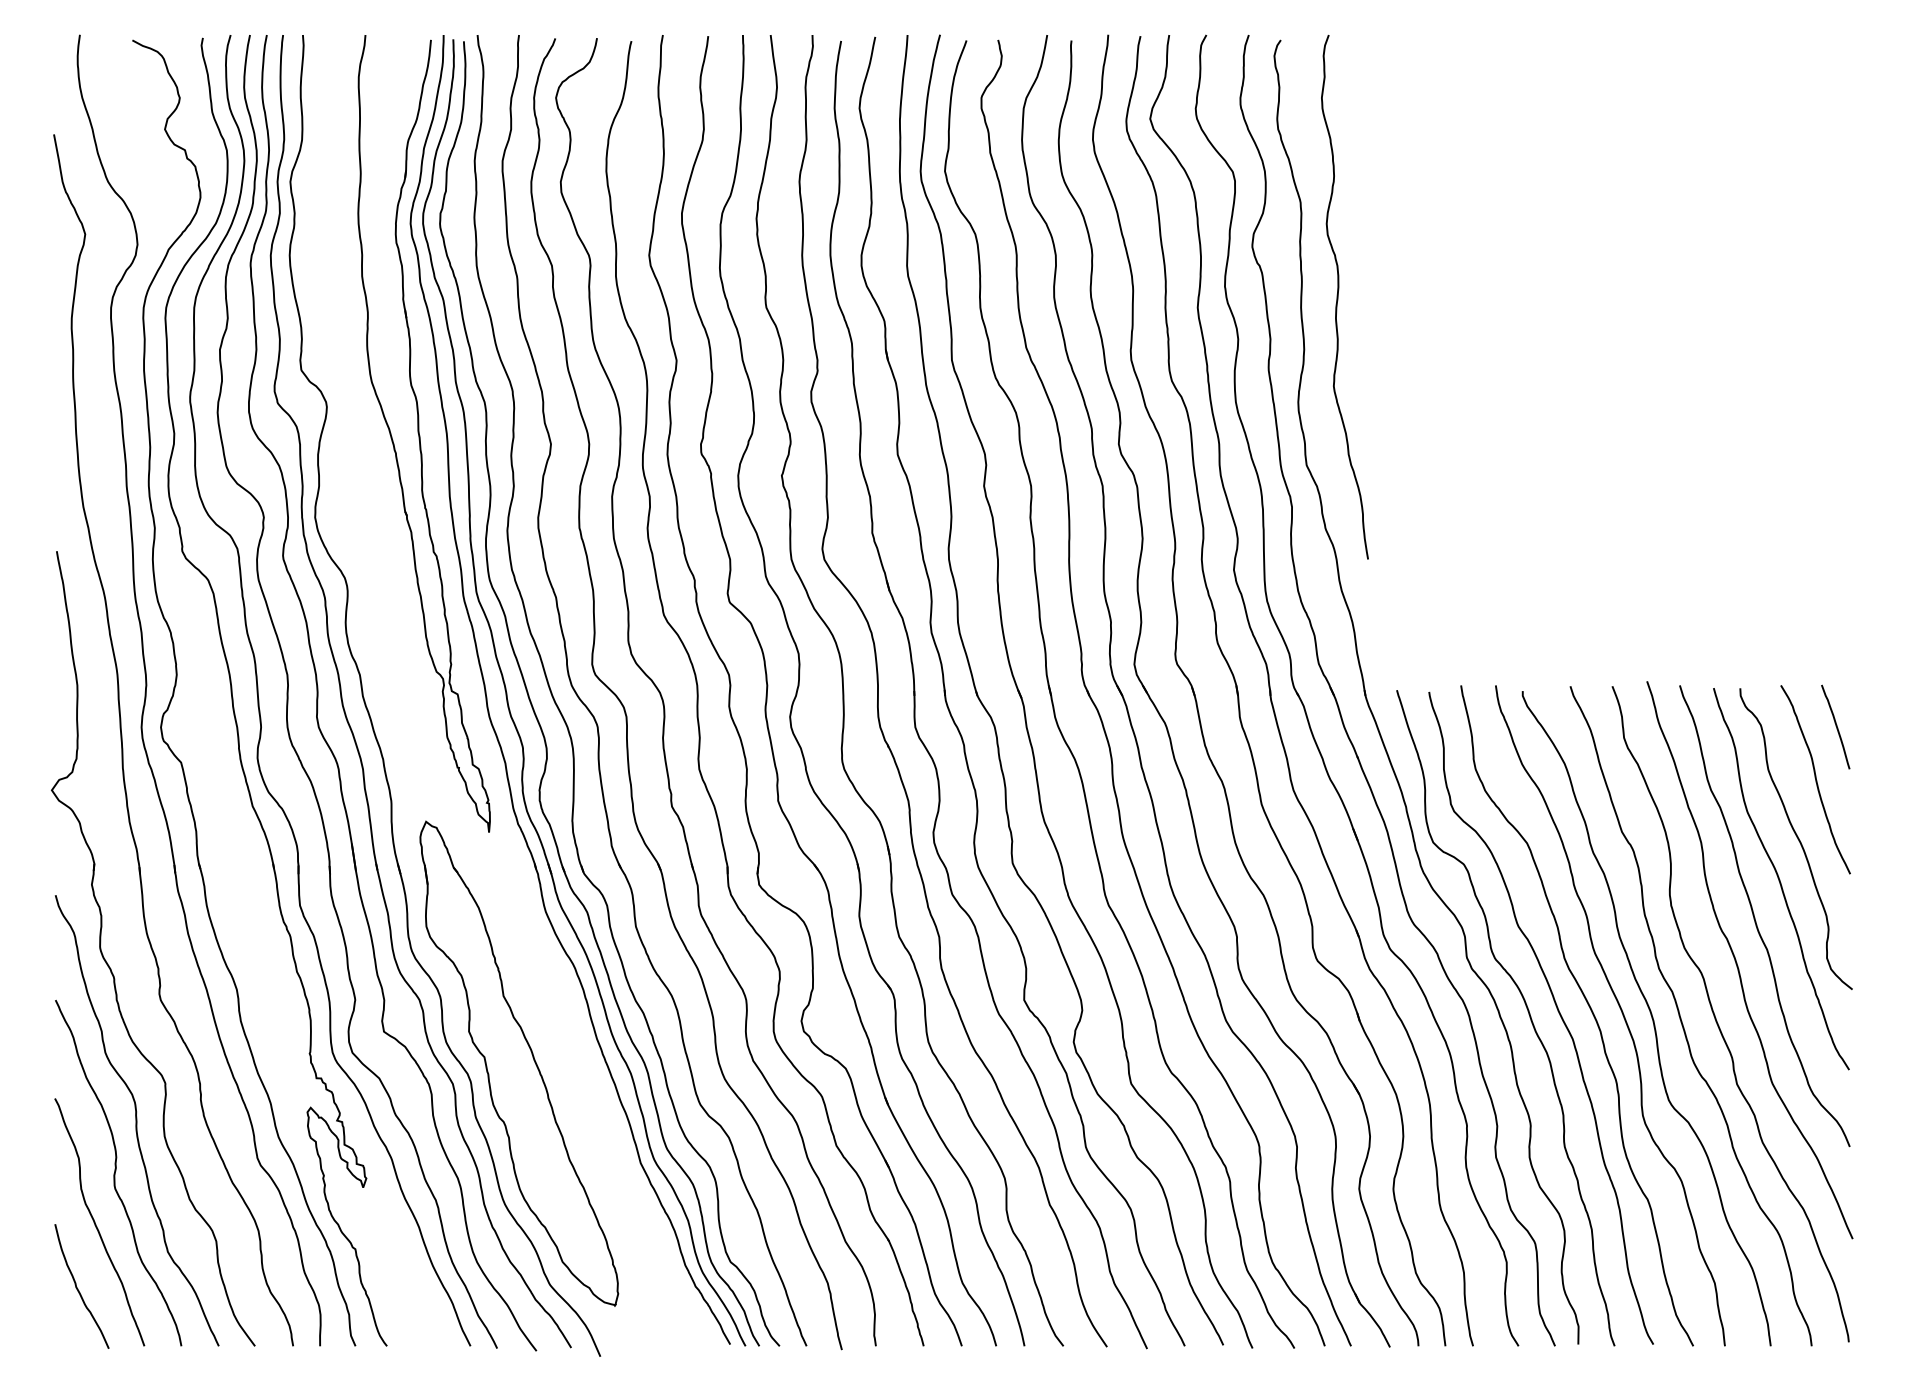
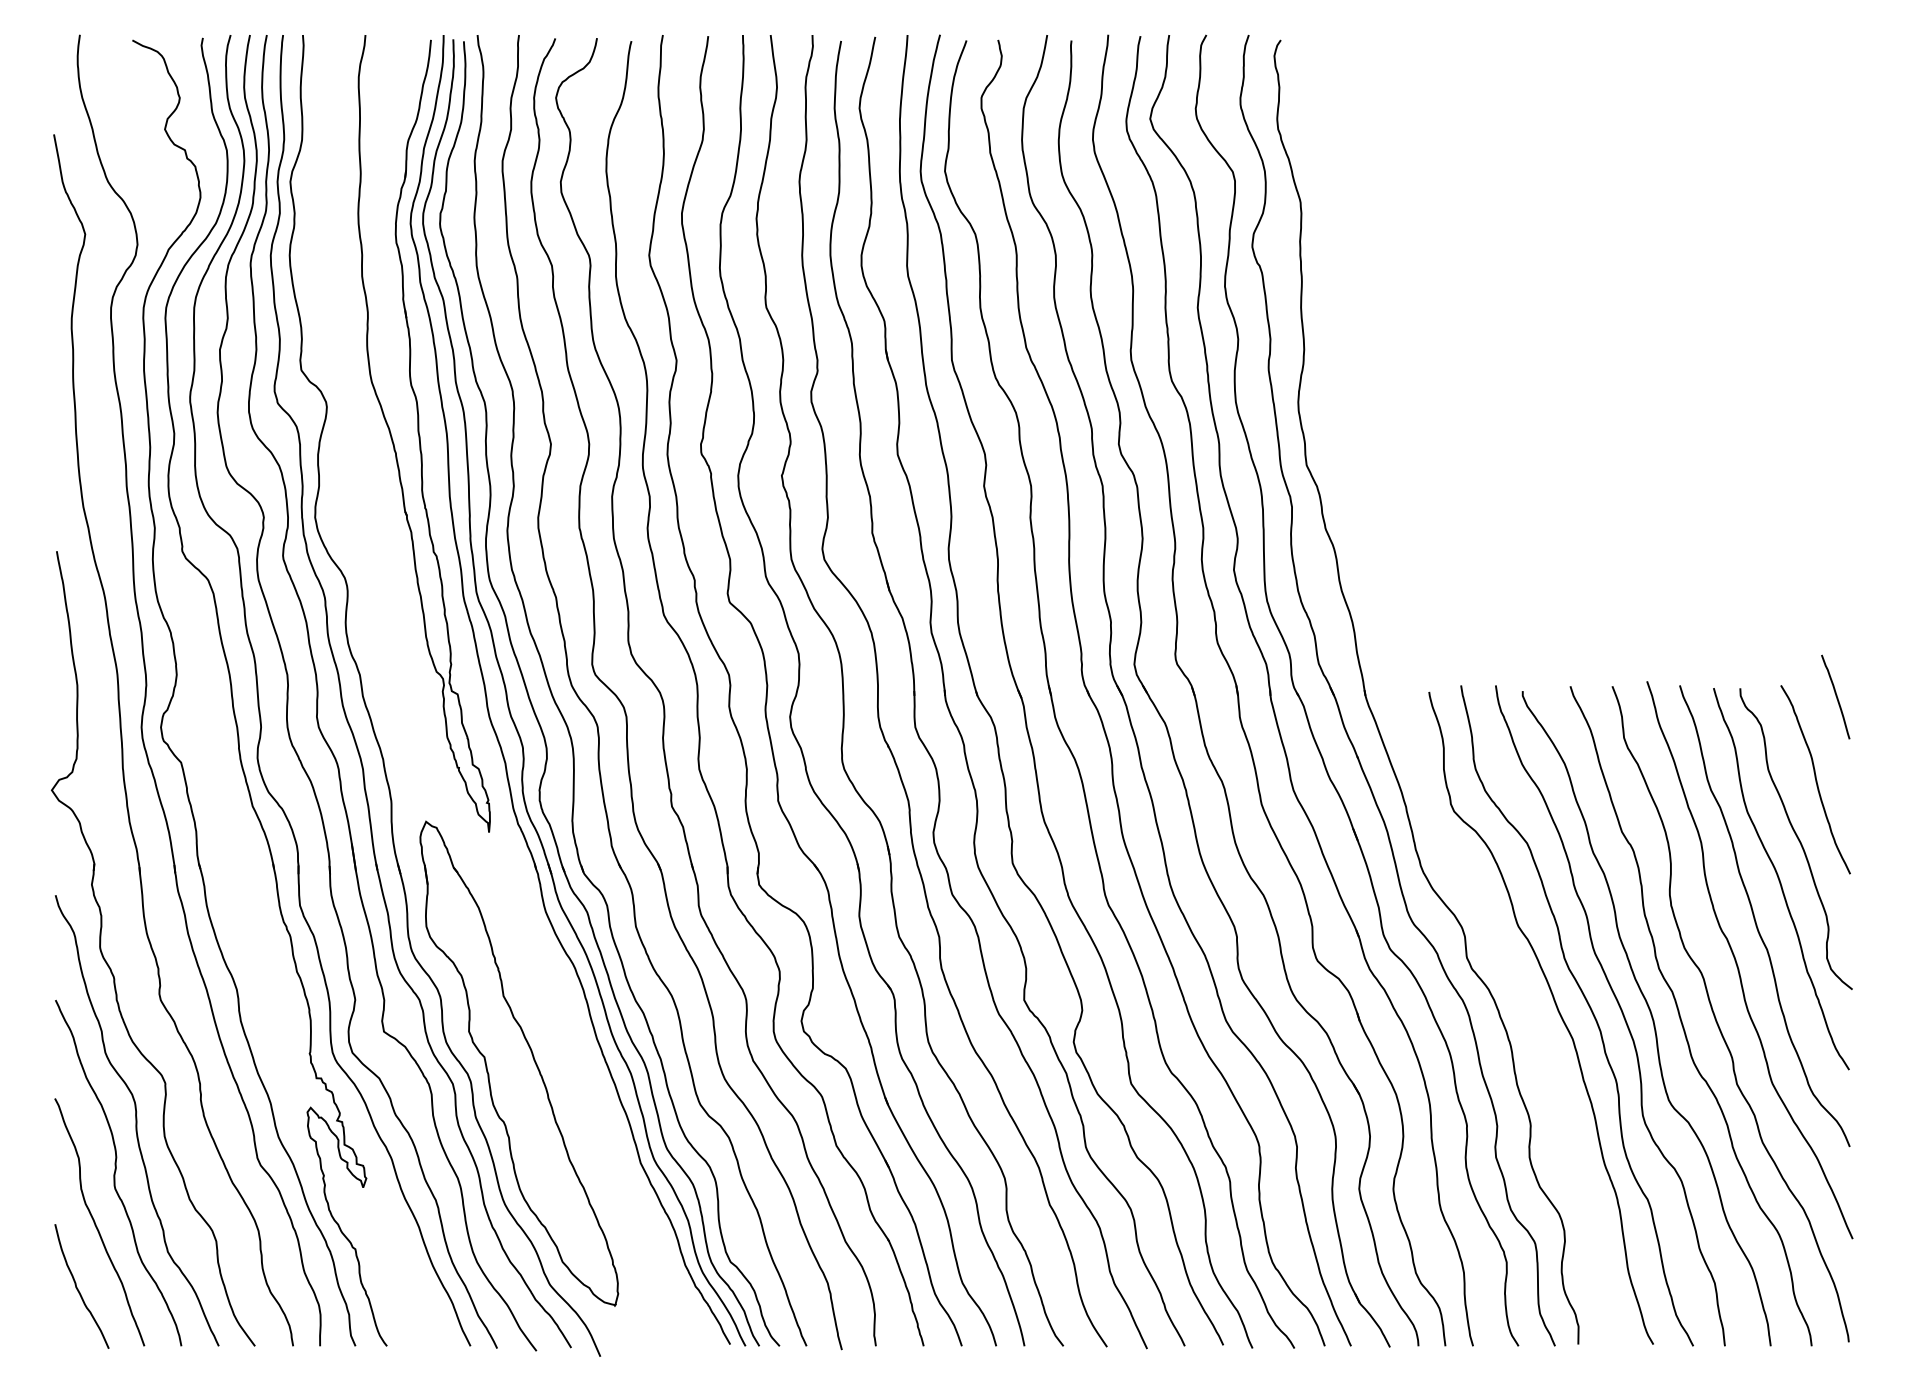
curve: present -> none (1338, 296)
curve position: (1835, 726) -> (1835, 696) (1835, 696)
curve: present -> none (1527, 1011)
